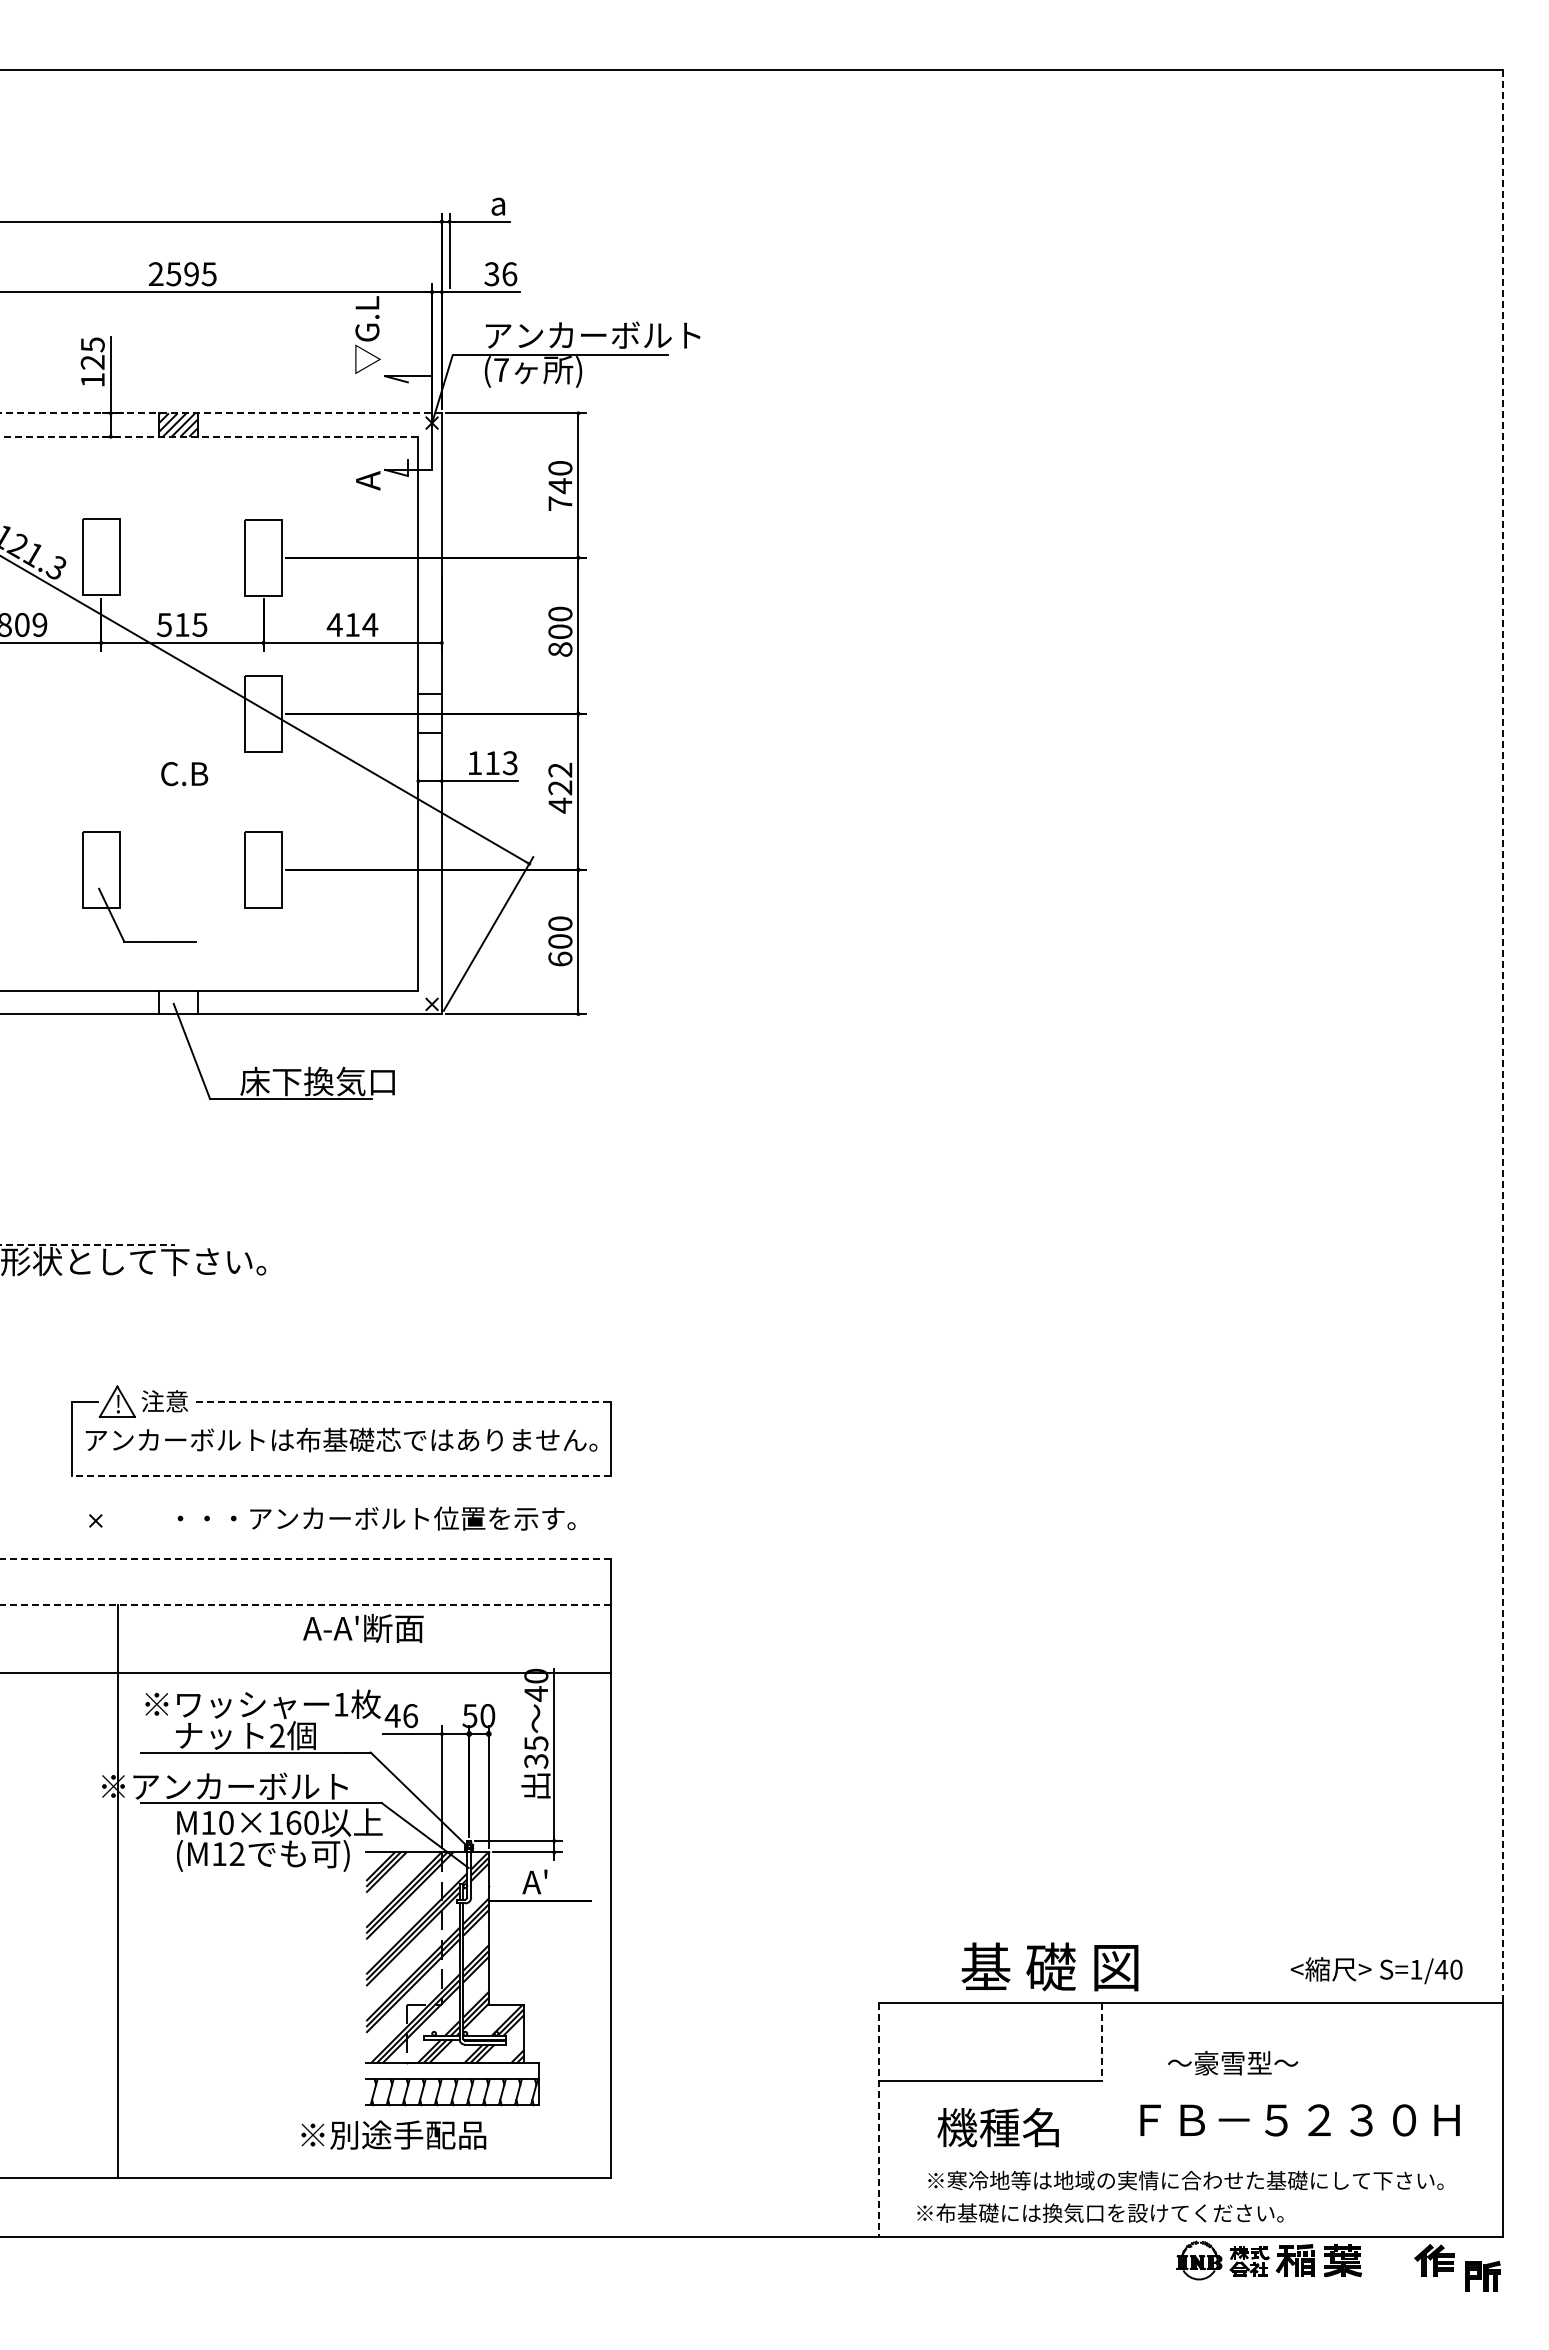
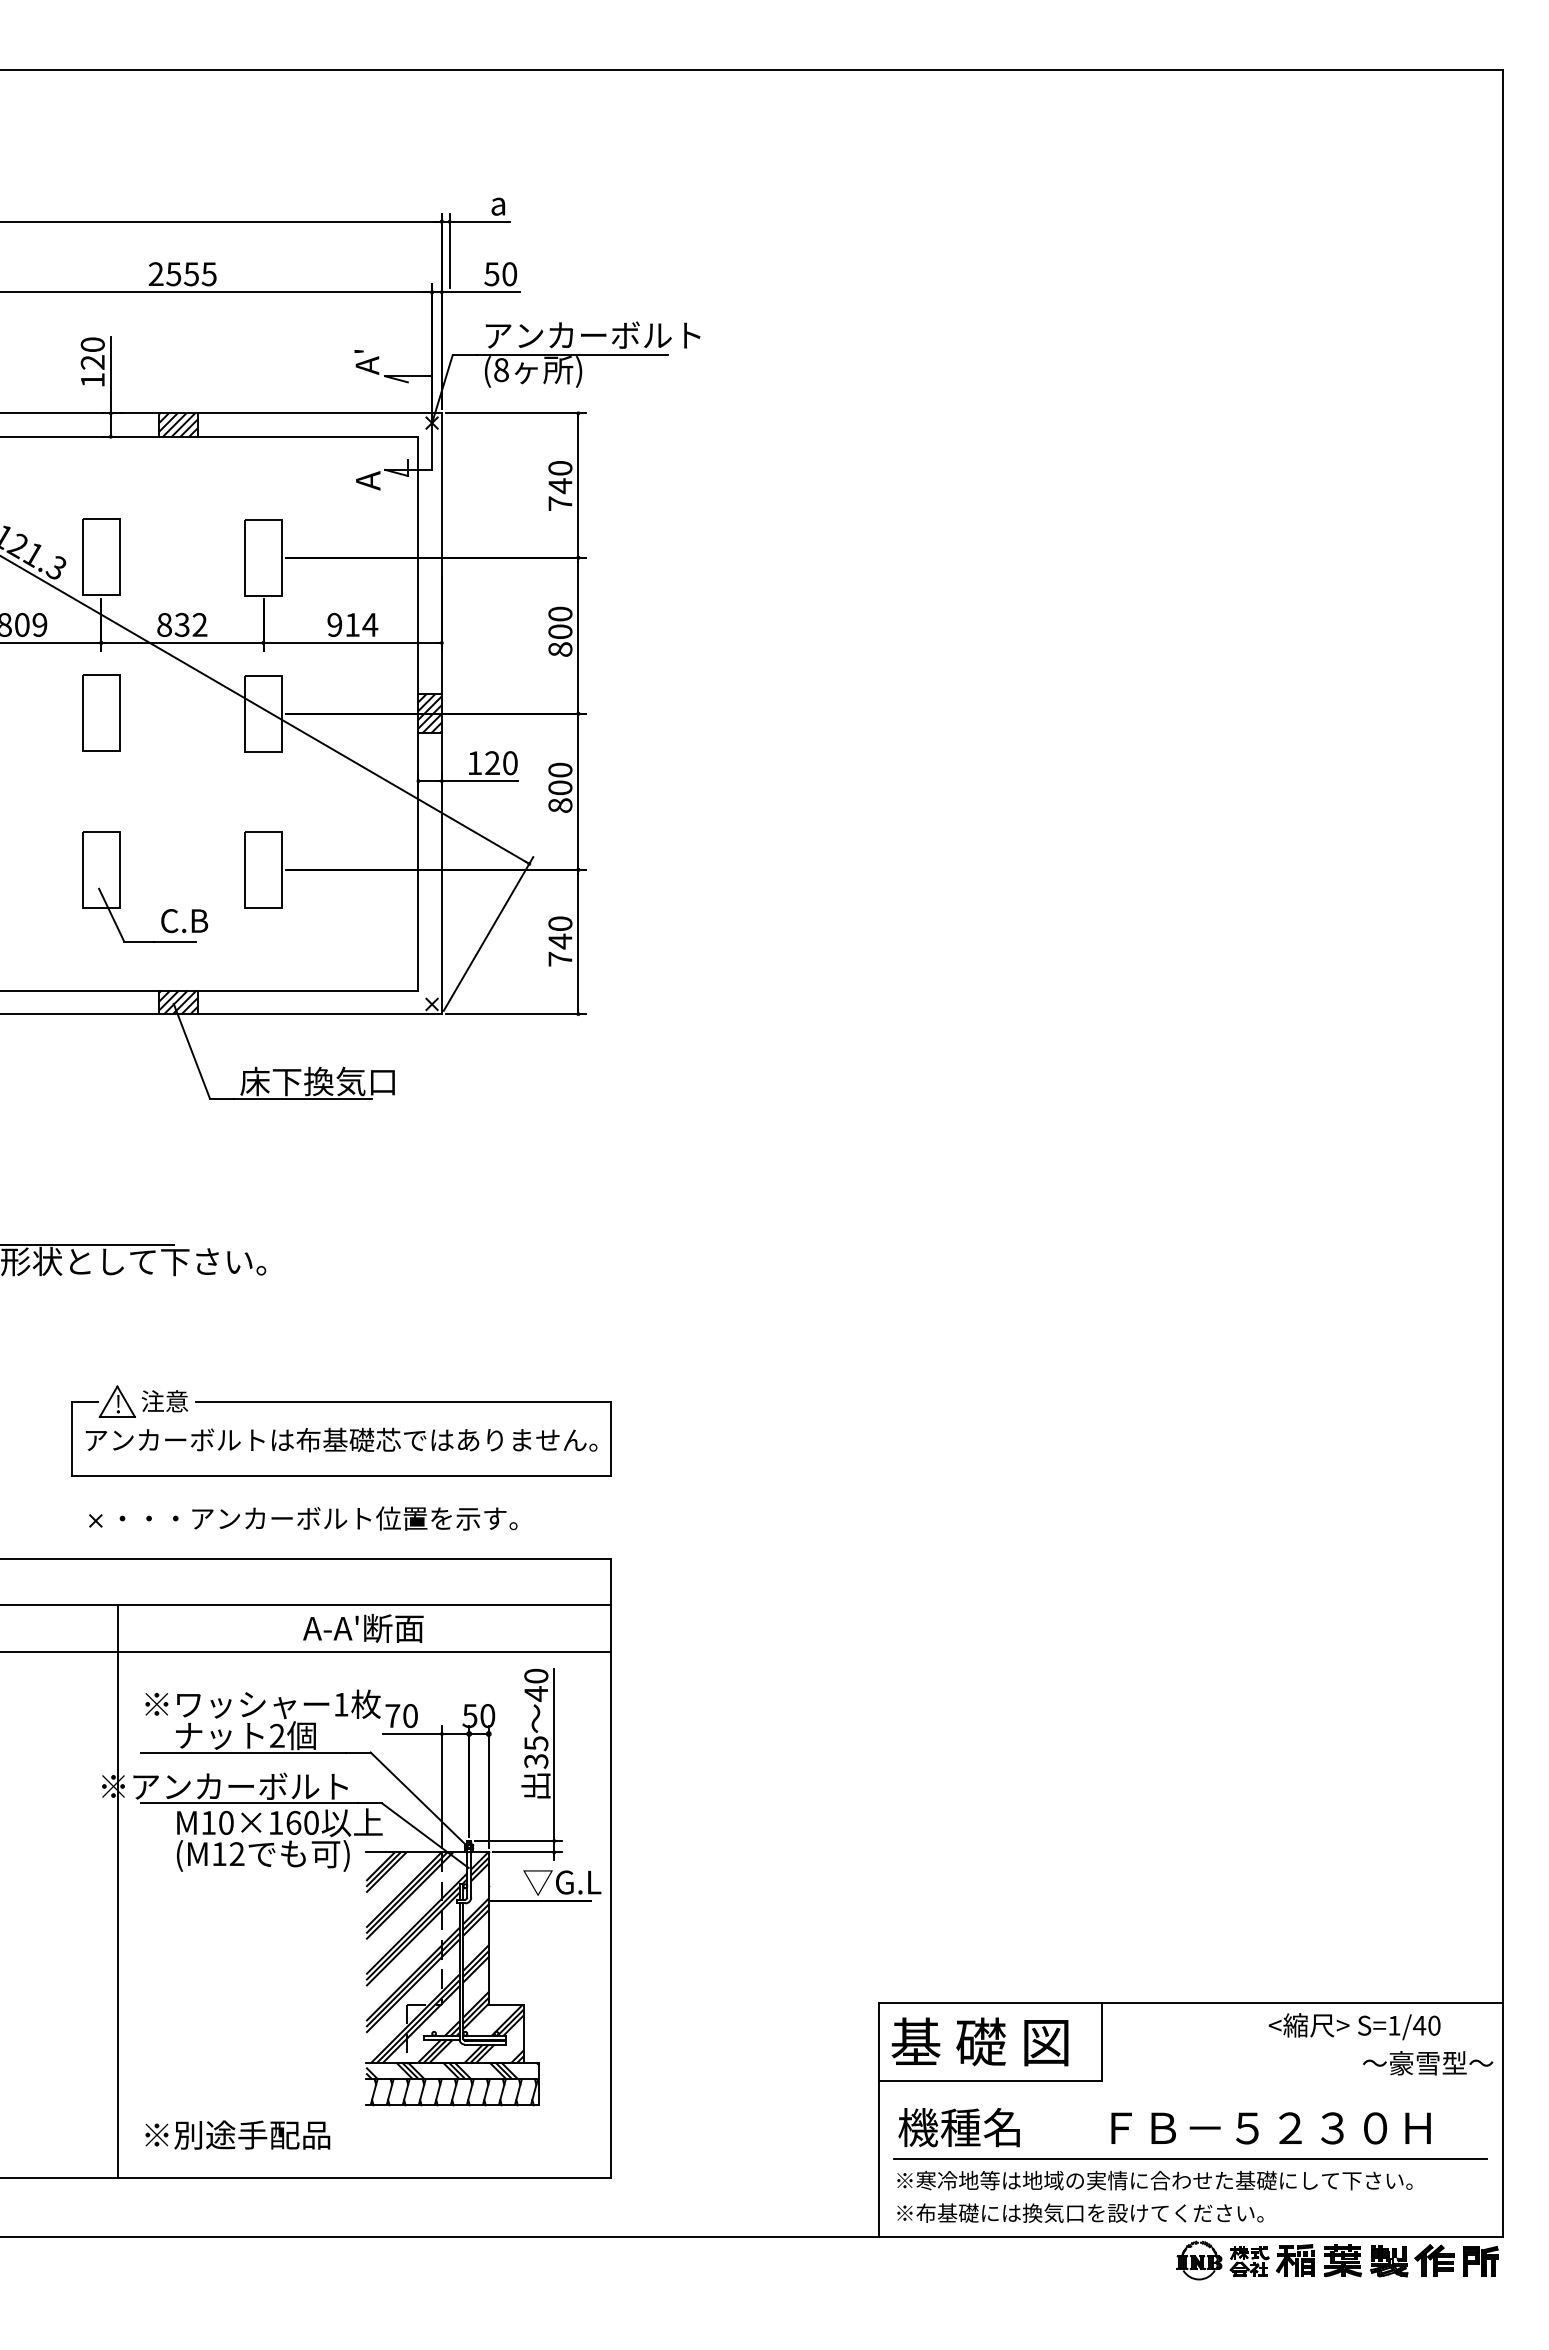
text: 2595 -> 2555 (191, 274)
text: 36 -> 50 (500, 274)
text: ▽G.L -> A' (367, 335)
text: 125 -> 120 (92, 344)
text: (7 -> (8 (501, 370)
line: dashed -> solid (220, 413)
line: dashed -> solid (209, 436)
text: 515 -> 832 (182, 624)
text: 414 -> 914 (334, 624)
part: none -> present (101, 712)
hatch: none -> present (429, 713)
text: 113 -> 120 (501, 763)
text position: (184, 774) -> (184, 921) (184, 921)
text: 422 -> 800 (560, 787)
text: 600 -> 740 (560, 949)
hatch: none -> present (178, 1002)
line: dashed -> solid (1502, 1037)
line: dashed -> solid (87, 1244)
line: dashed -> solid (403, 1401)
line: dashed -> solid (341, 1476)
text position: (376, 1518) -> (318, 1518) (318, 1518)
line: dashed -> solid (305, 1558)
line: dashed -> solid (305, 1605)
line position: (306, 1673) -> (306, 1652) (306, 1652)
text: 46 -> 70 (401, 1715)
text: A' -> ▽G.L (561, 1882)
text position: (1049, 1966) -> (979, 2041) (979, 2041)
text position: (1376, 1970) -> (1354, 2026) (1354, 2026)
line: dashed -> solid (1101, 2042)
text position: (1233, 2063) -> (1428, 2063) (1428, 2063)
hatch: none -> present (452, 2071)
line: dashed -> solid (878, 2120)
text position: (1299, 2120) -> (1270, 2128) (1270, 2128)
text position: (997, 2127) -> (958, 2127) (958, 2127)
text position: (393, 2134) -> (237, 2134) (237, 2134)
line: none -> present (1190, 2158)
text position: (1185, 2180) -> (1154, 2180) (1154, 2180)
text position: (1100, 2212) -> (1080, 2212) (1080, 2212)
part: none -> present (1389, 2261)
part position: (1482, 2276) -> (1480, 2261) (1480, 2261)
